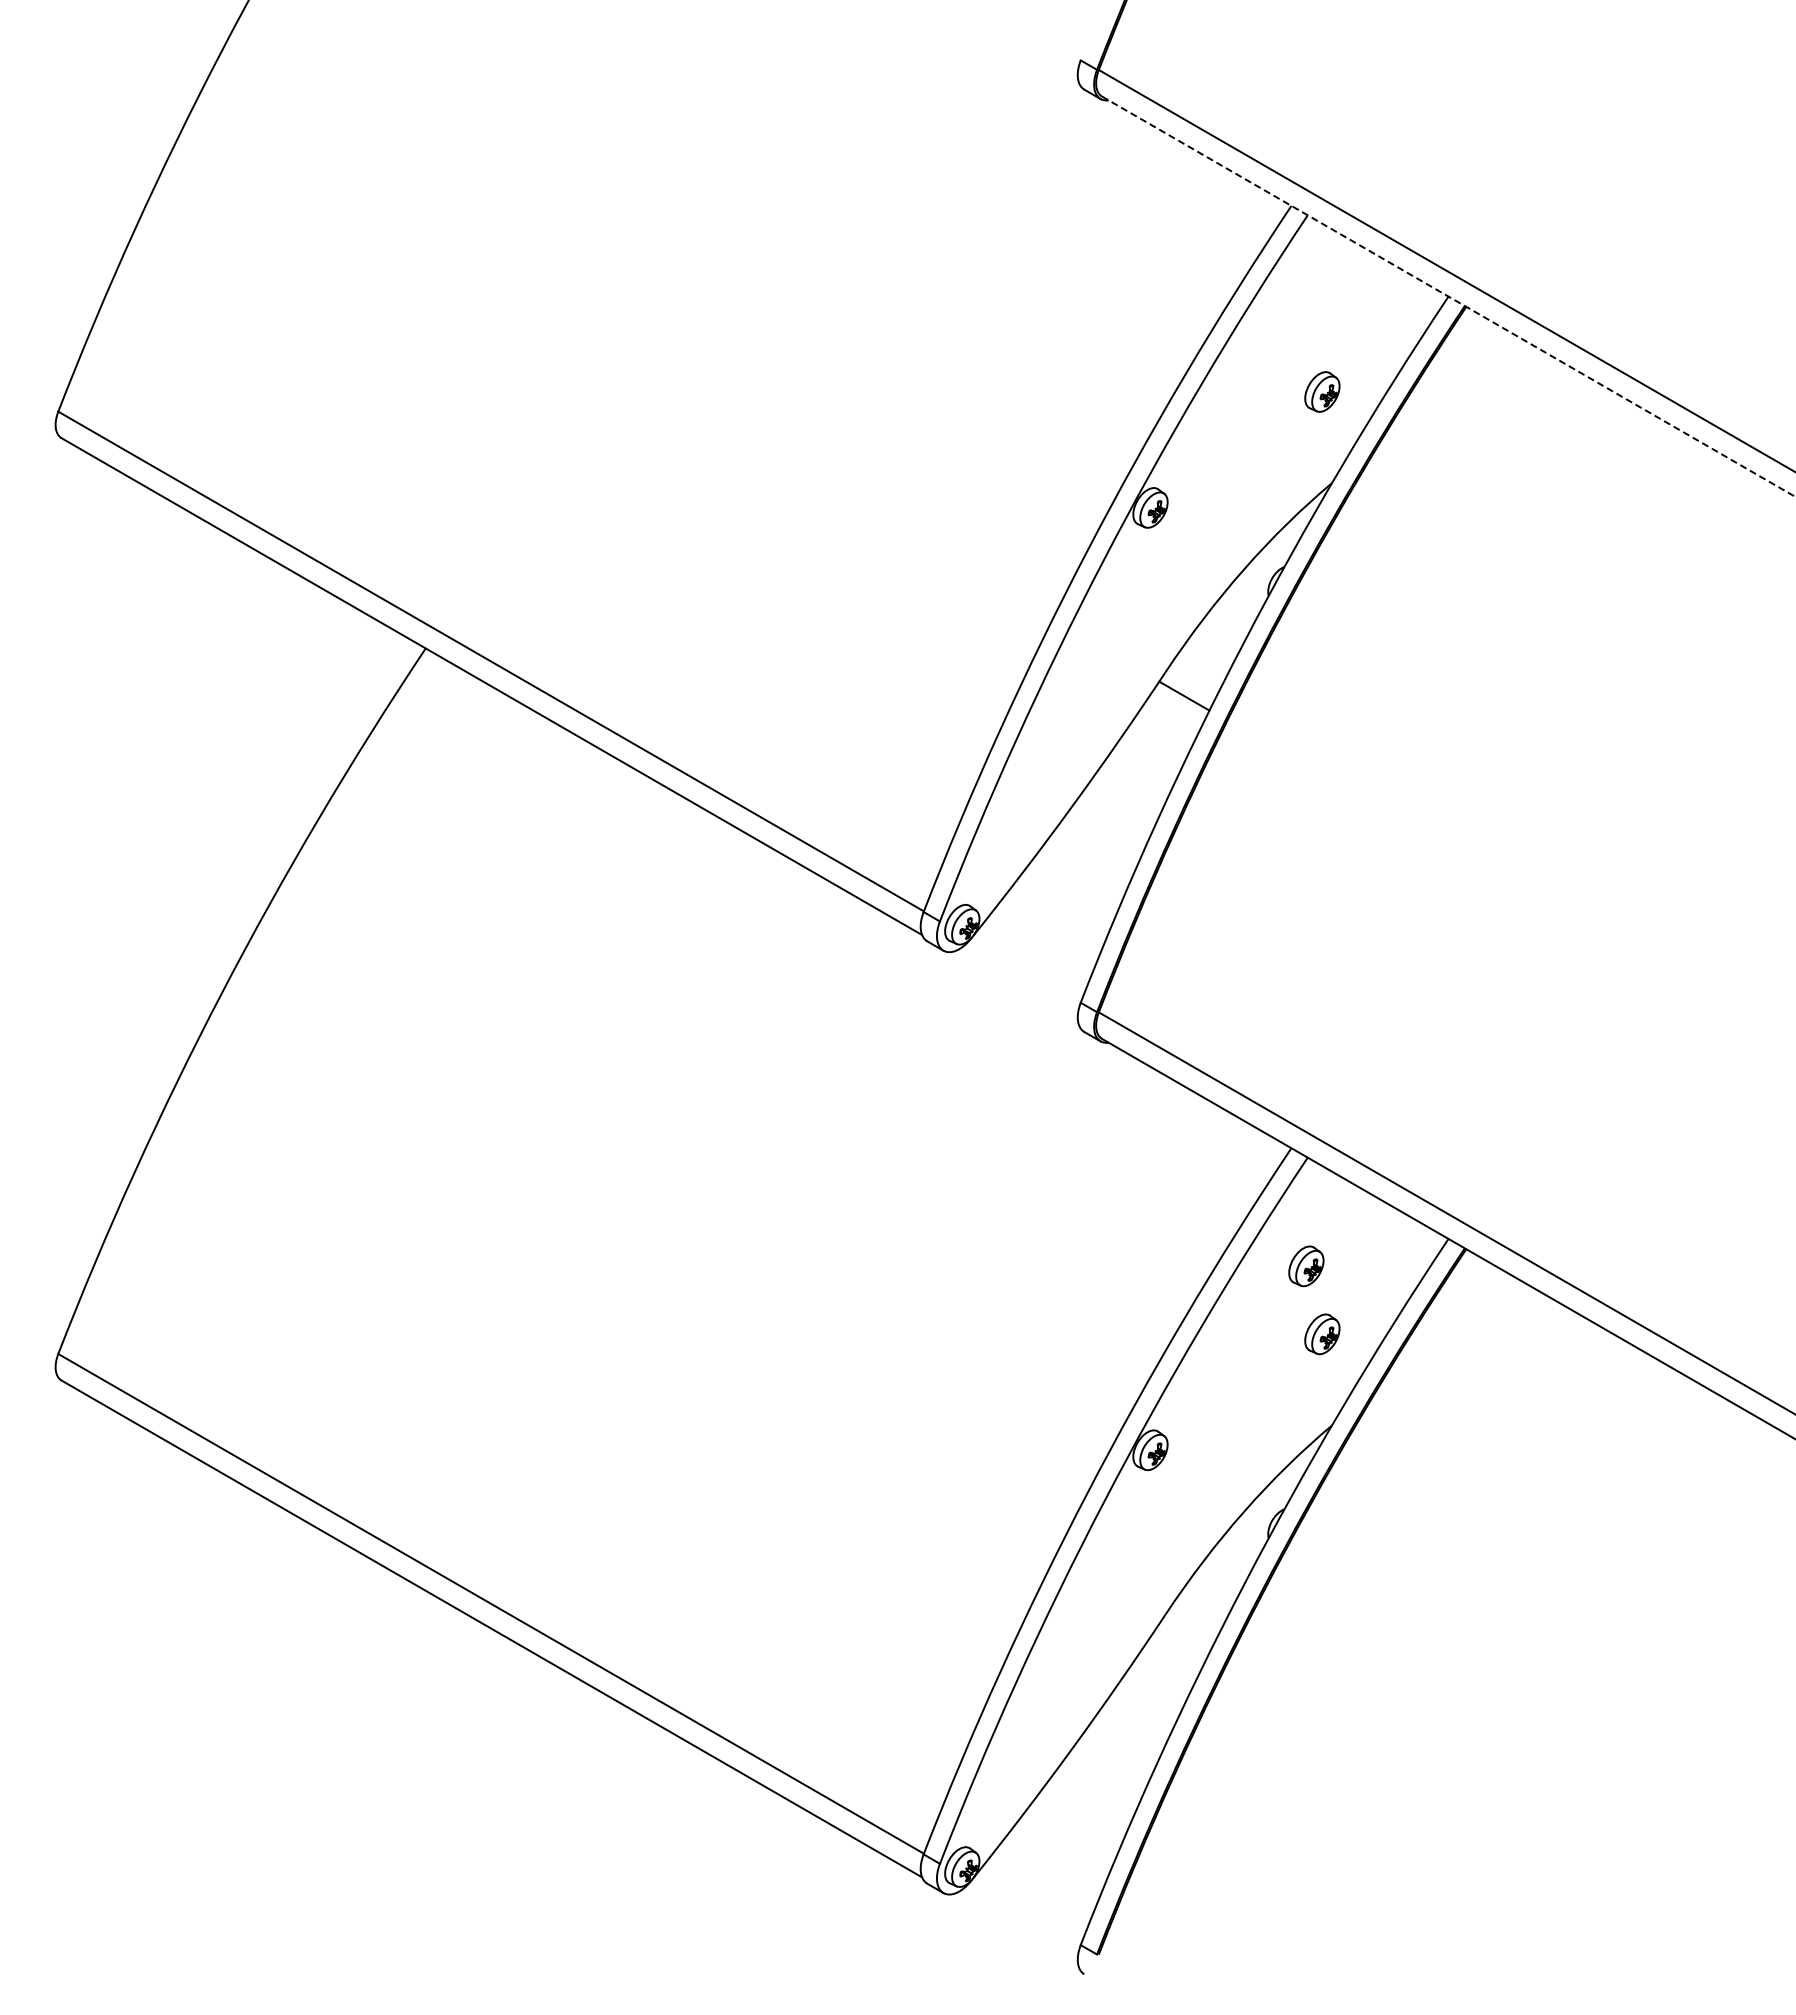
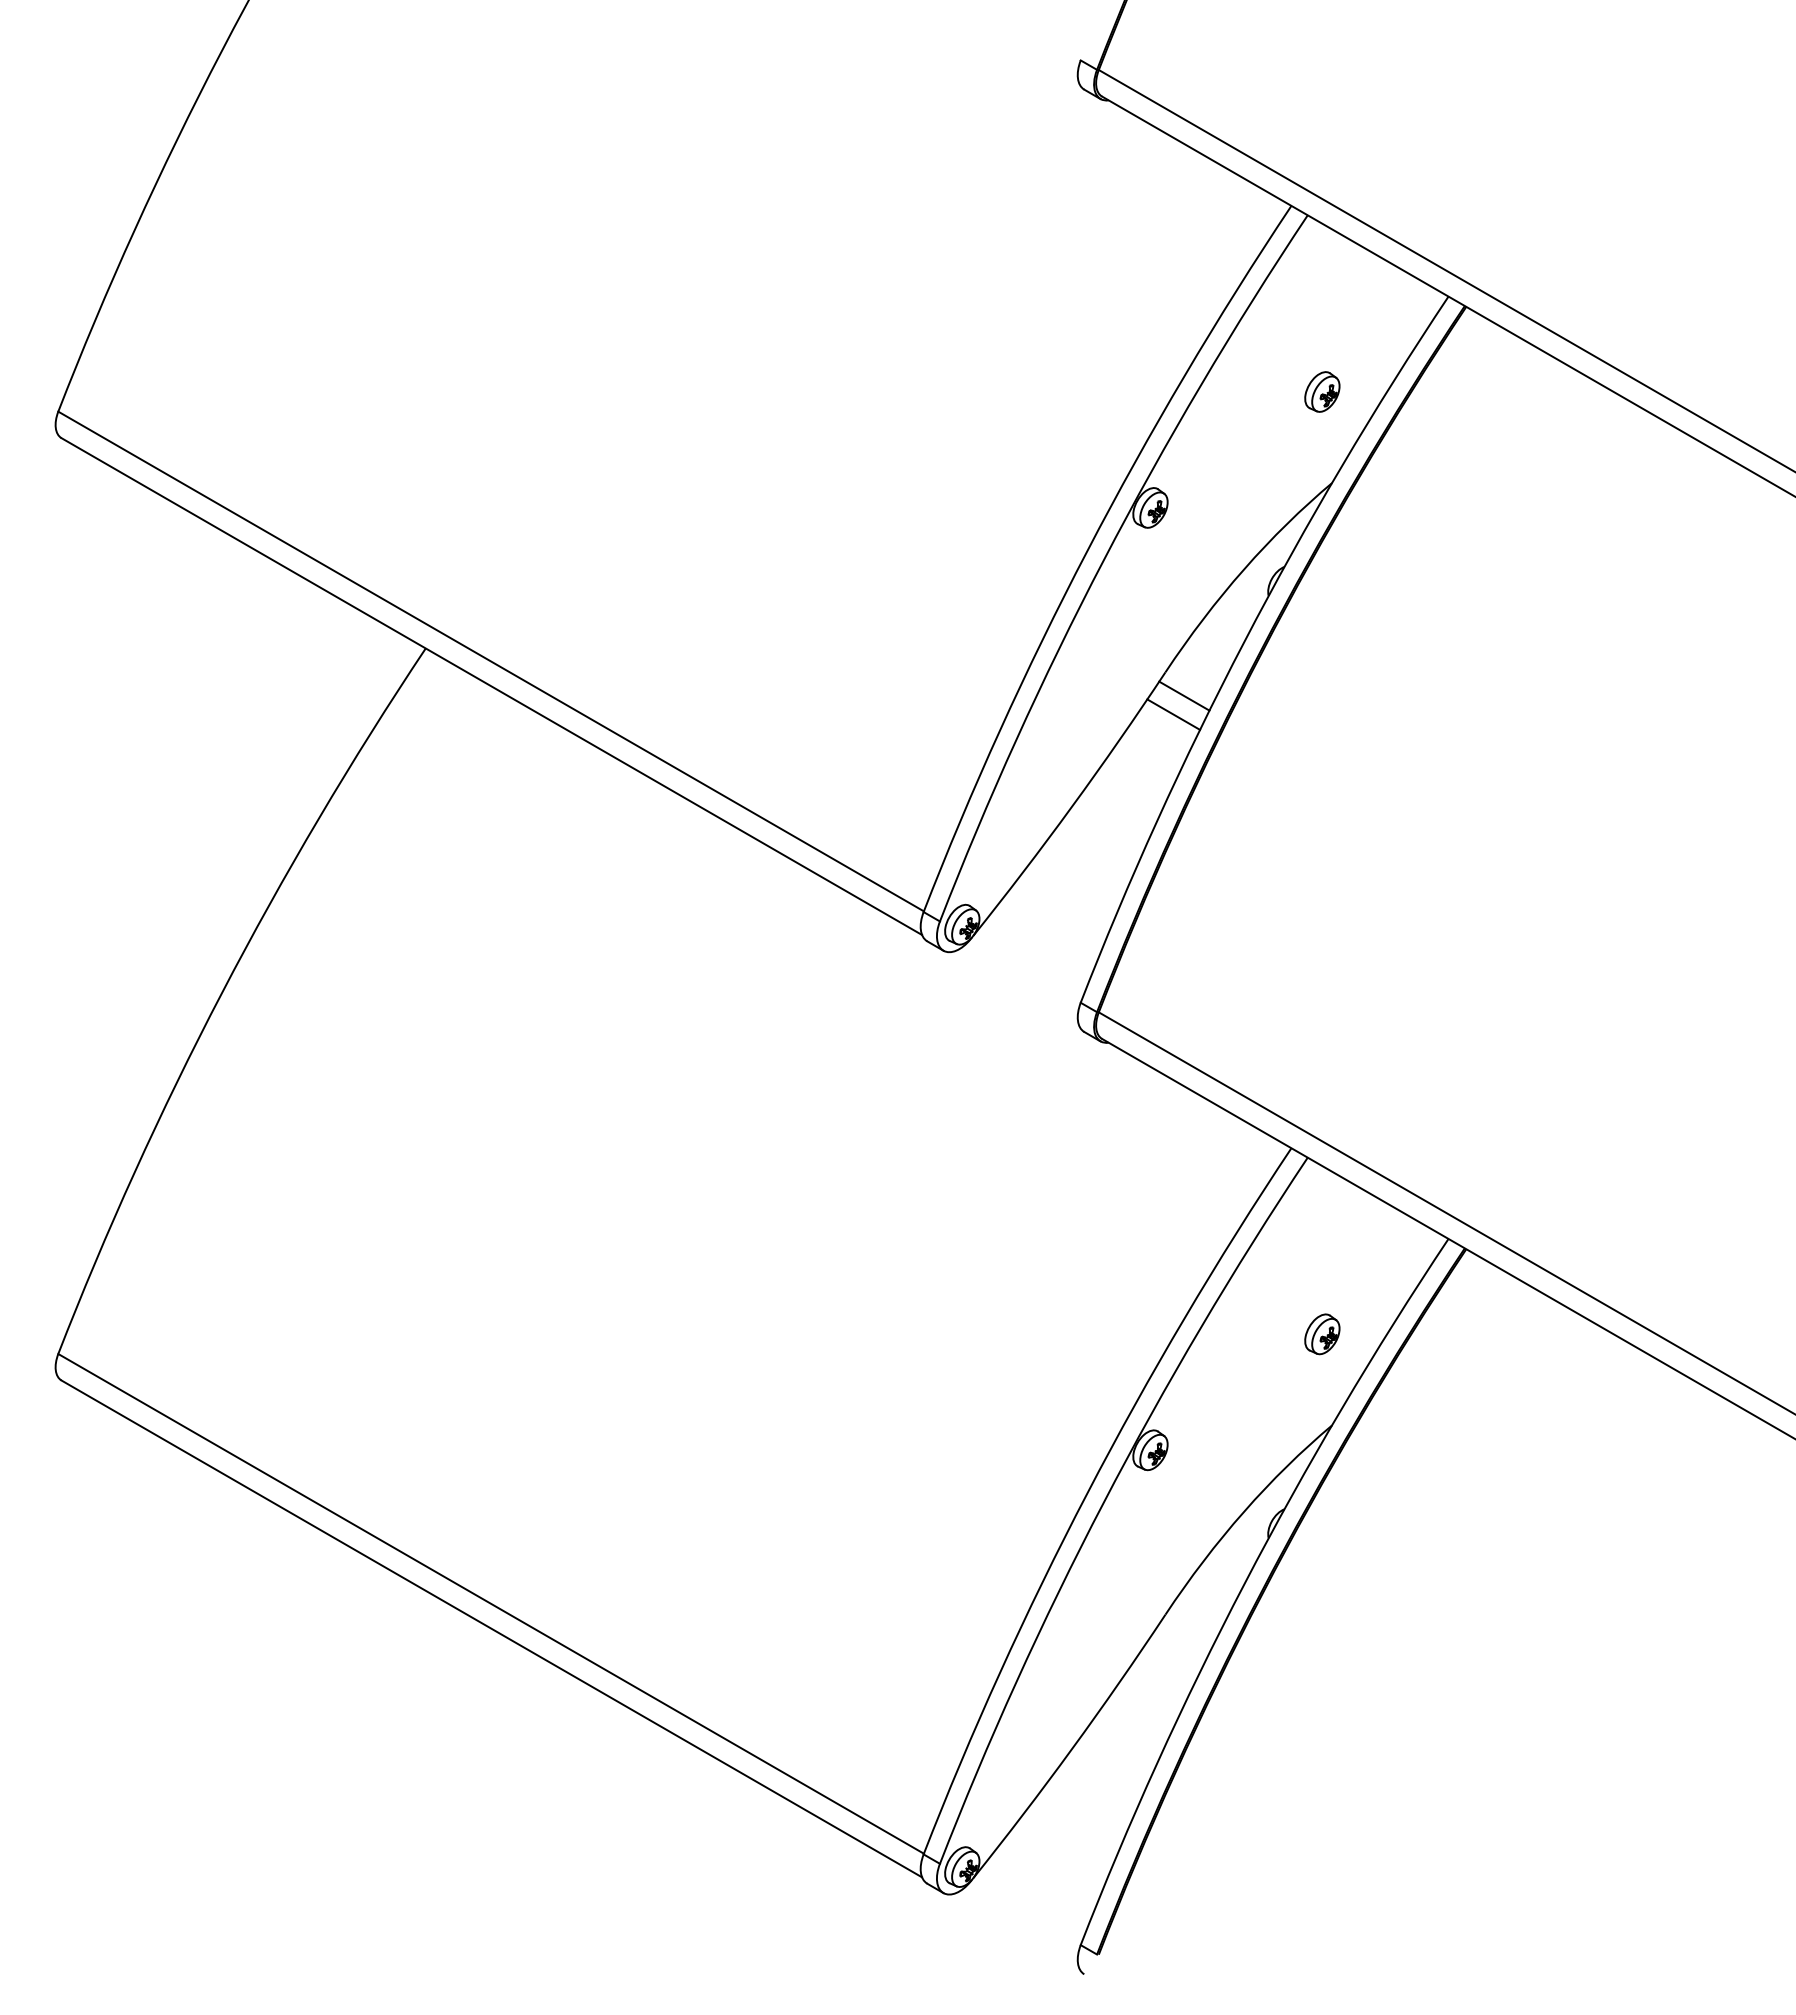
line: dashed -> solid (1449, 297)
line: none -> present (1173, 714)
part: present -> none (1306, 1266)
